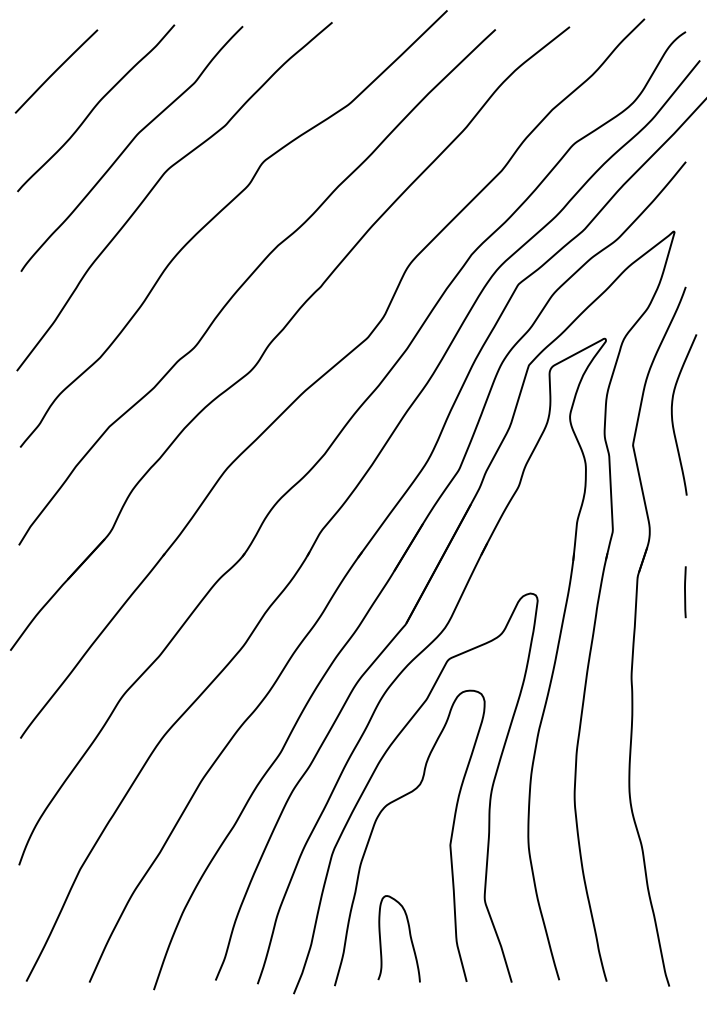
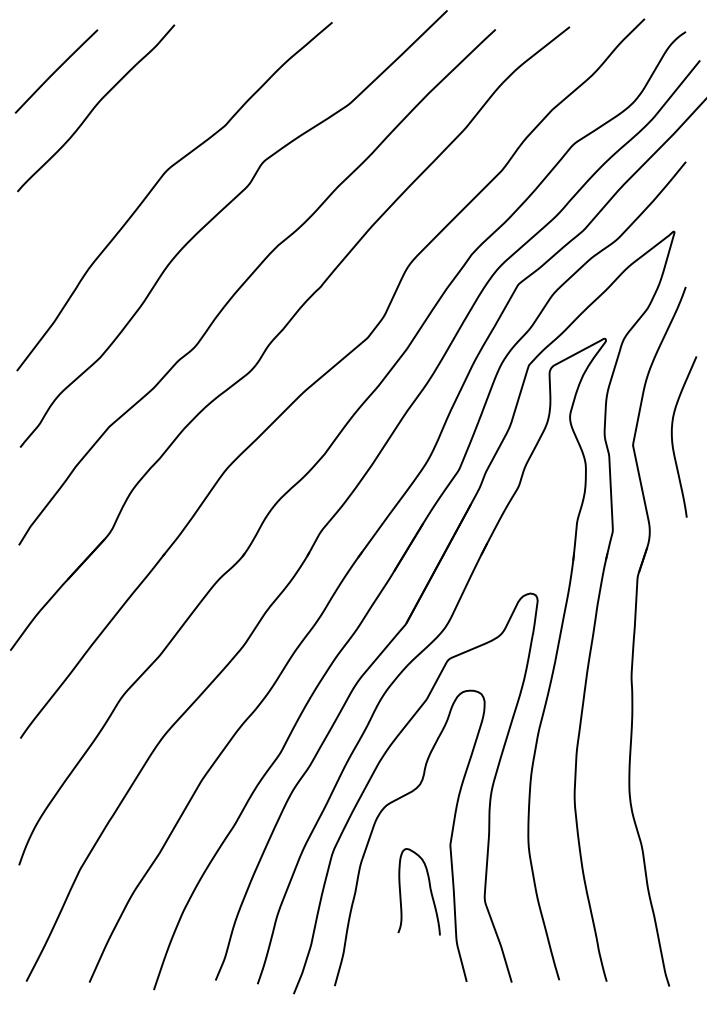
curve: present -> none (129, 145)
curve position: (672, 414) -> (672, 436) (672, 436)
line: present -> none (685, 592)
curve position: (409, 936) -> (429, 889) (429, 889)
